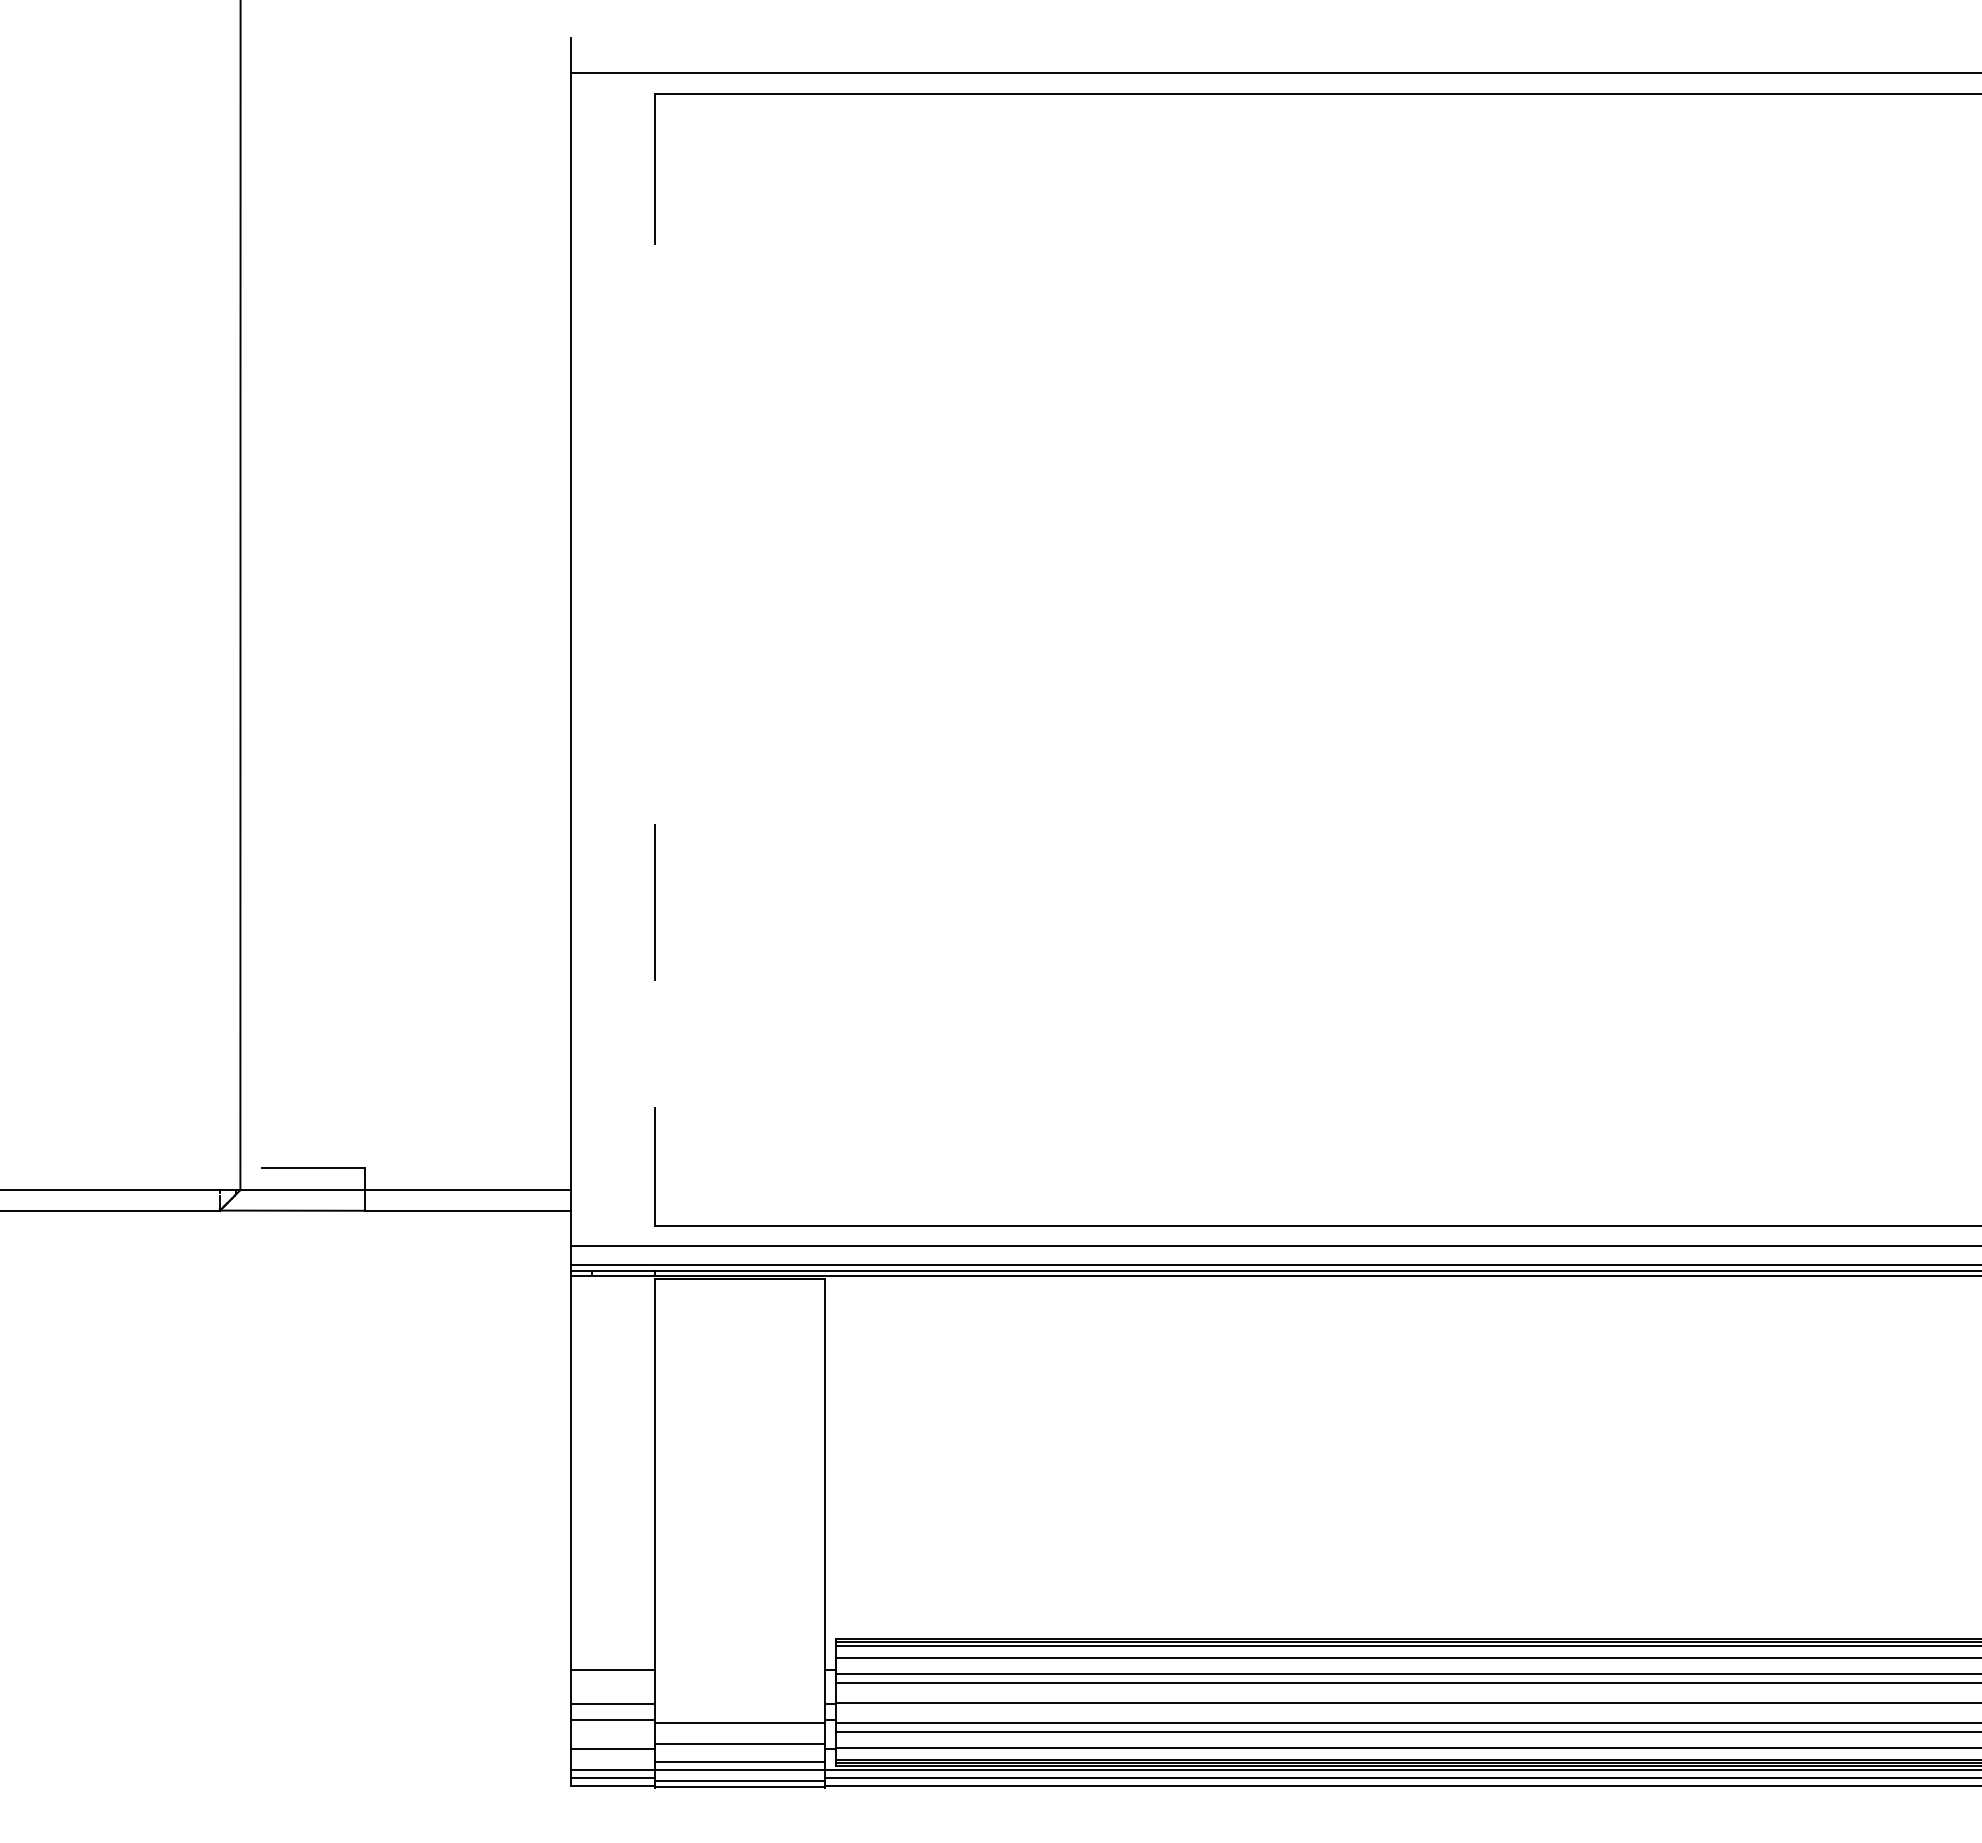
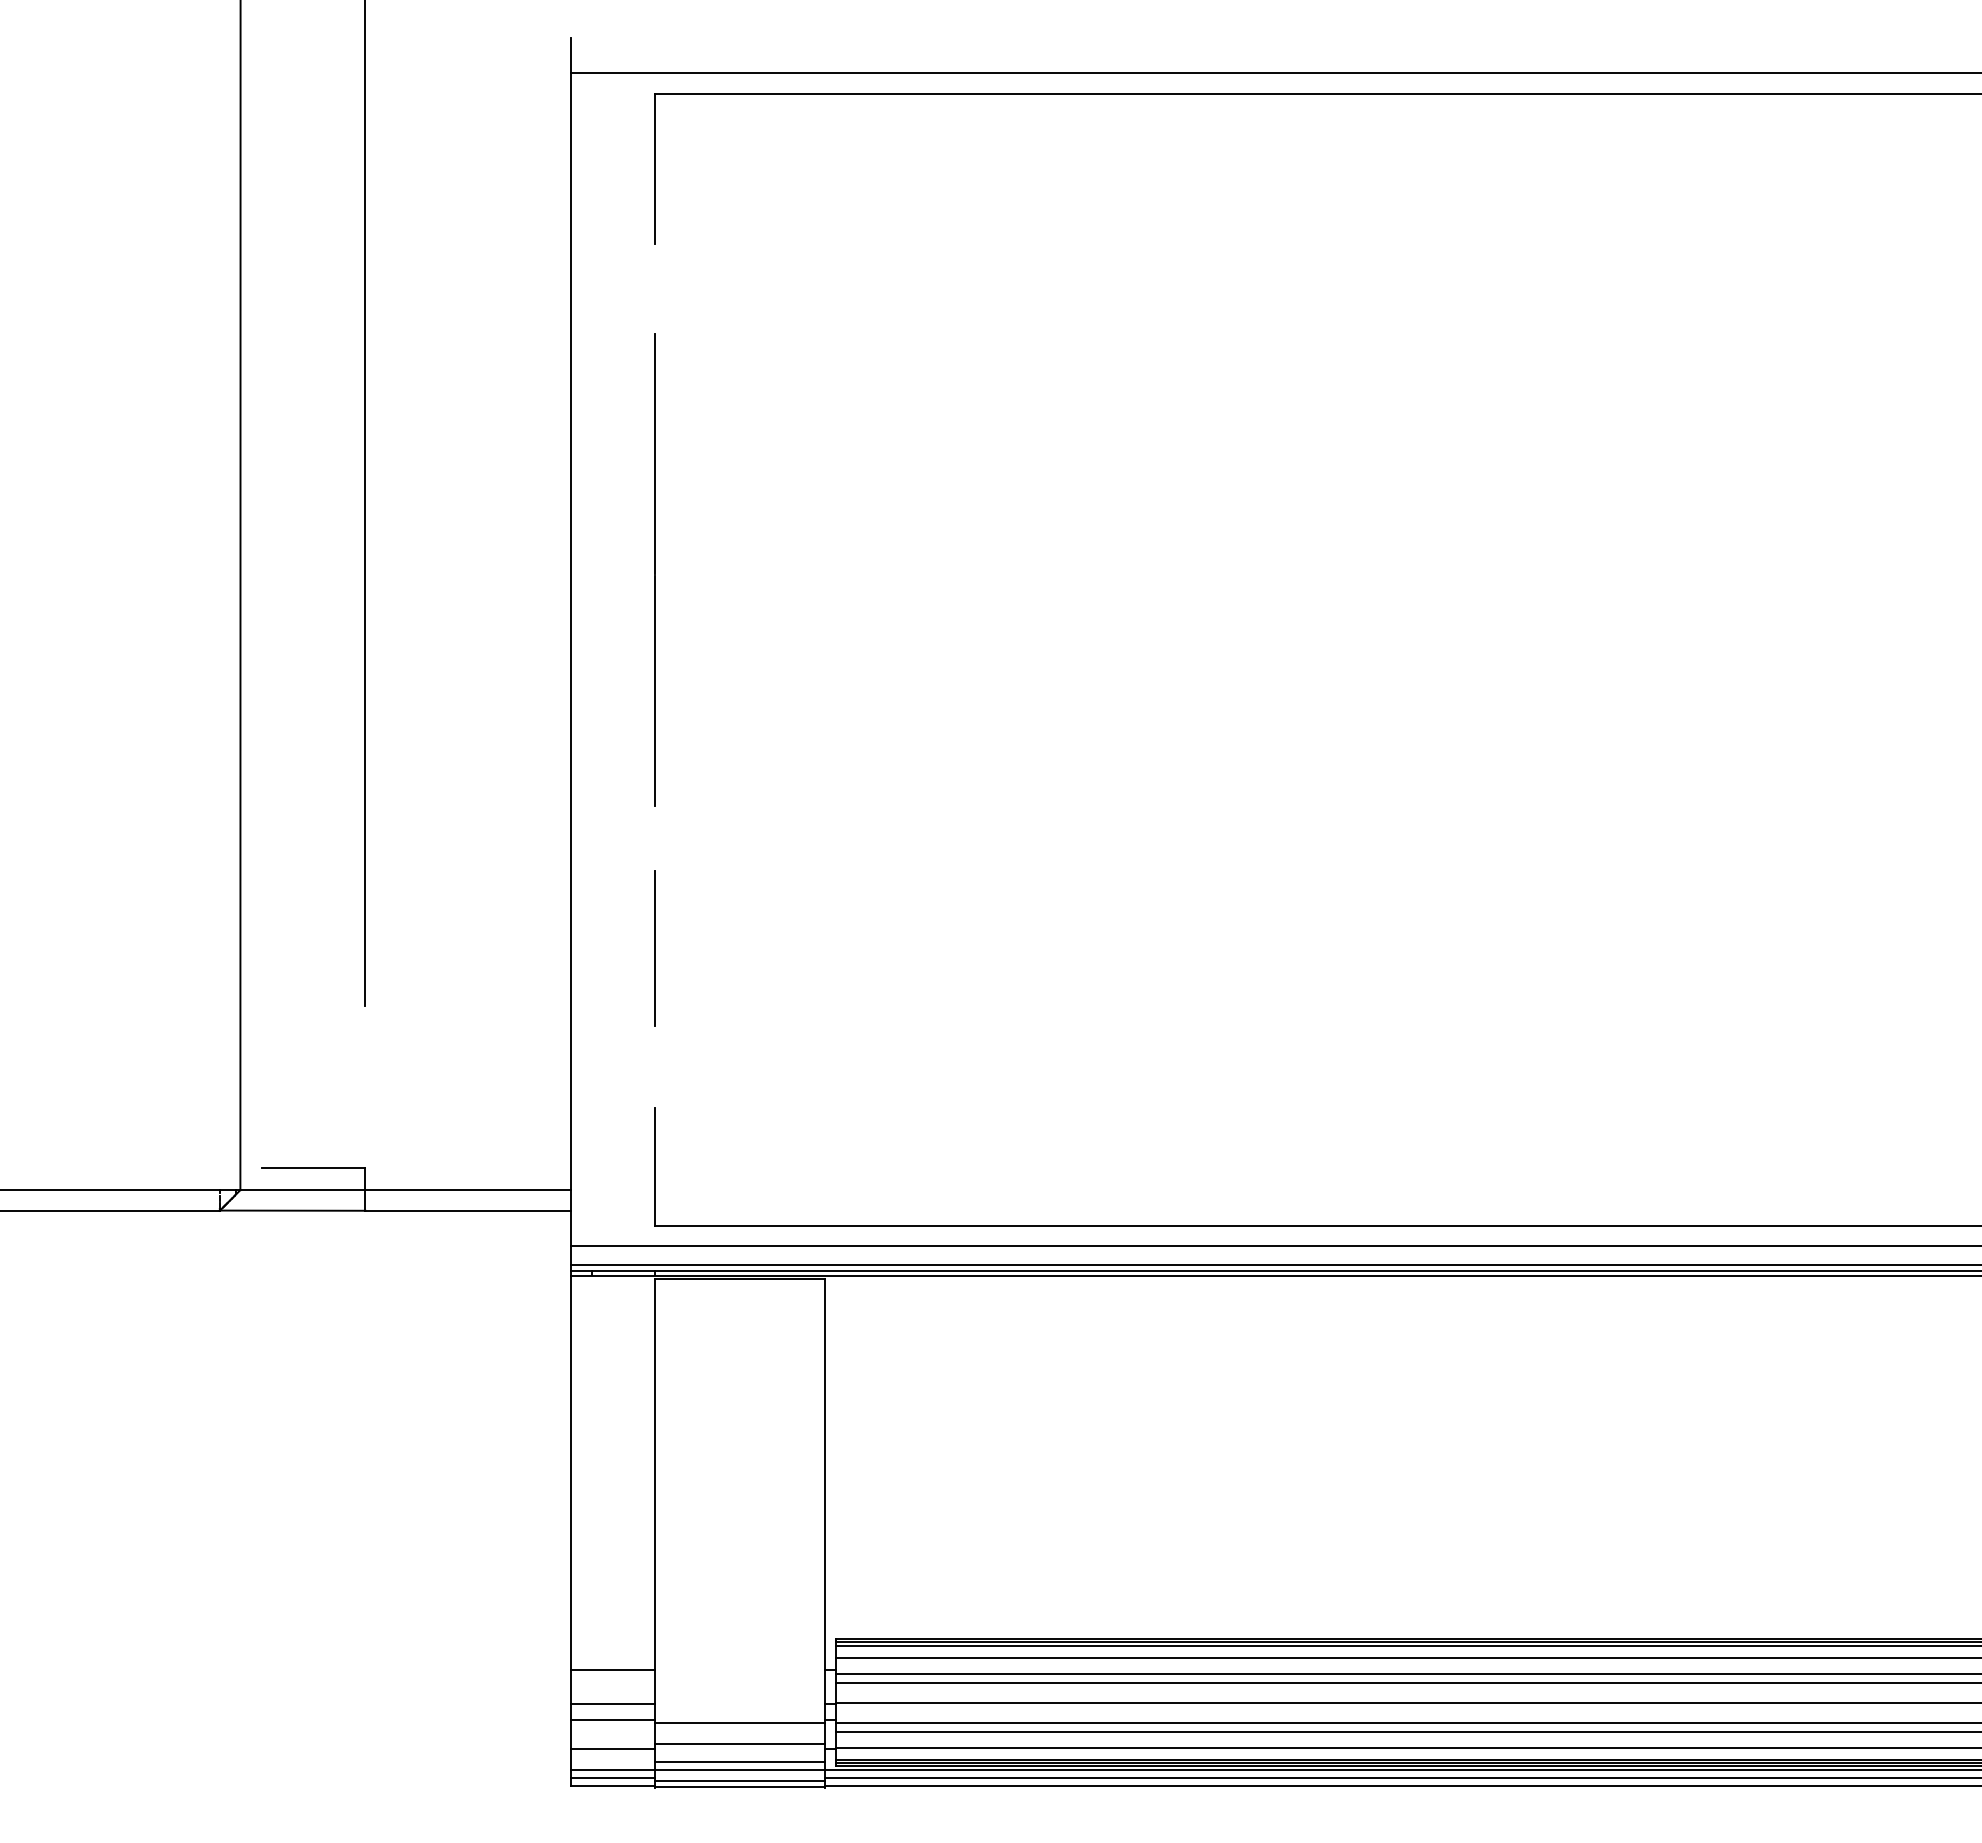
line: none -> present (365, 504)
line: none -> present (654, 569)
line position: (654, 902) -> (654, 948) (654, 948)
